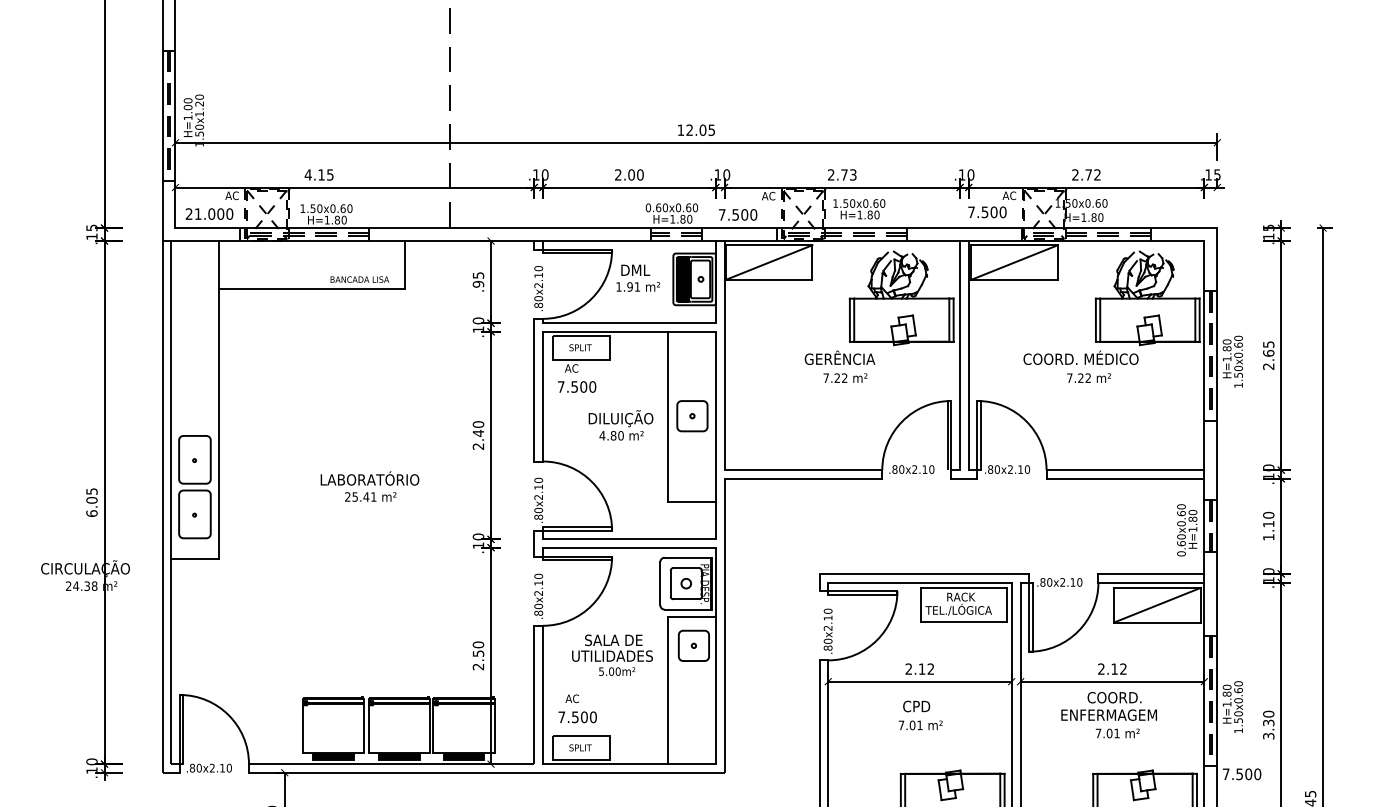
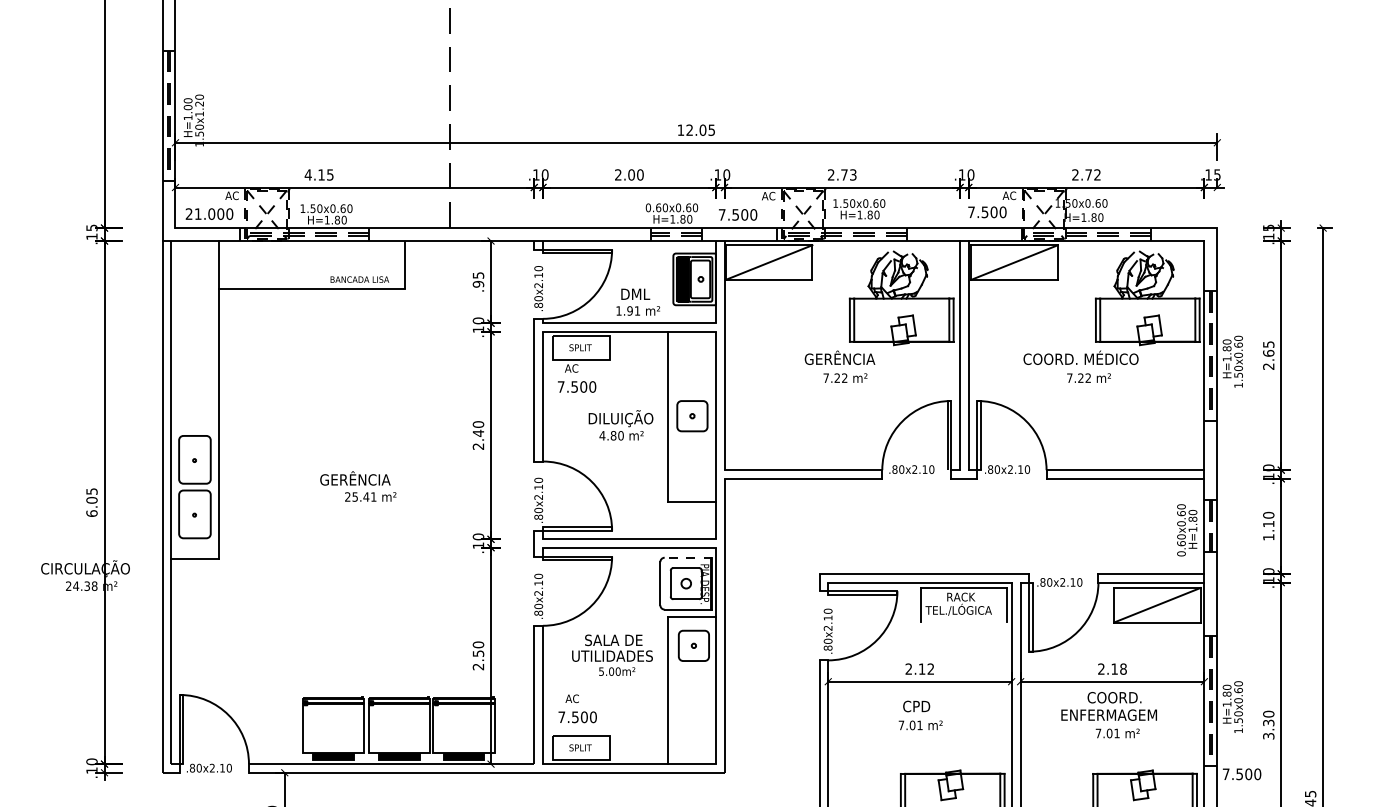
text position: (638, 277) -> (638, 301) (638, 301)
text: LABORATÓRIO -> GERÊNCIA (369, 478)
line: solid -> dashed (688, 557)
line: present -> none (963, 622)
text: 2.12 -> 2.18 (1123, 668)
